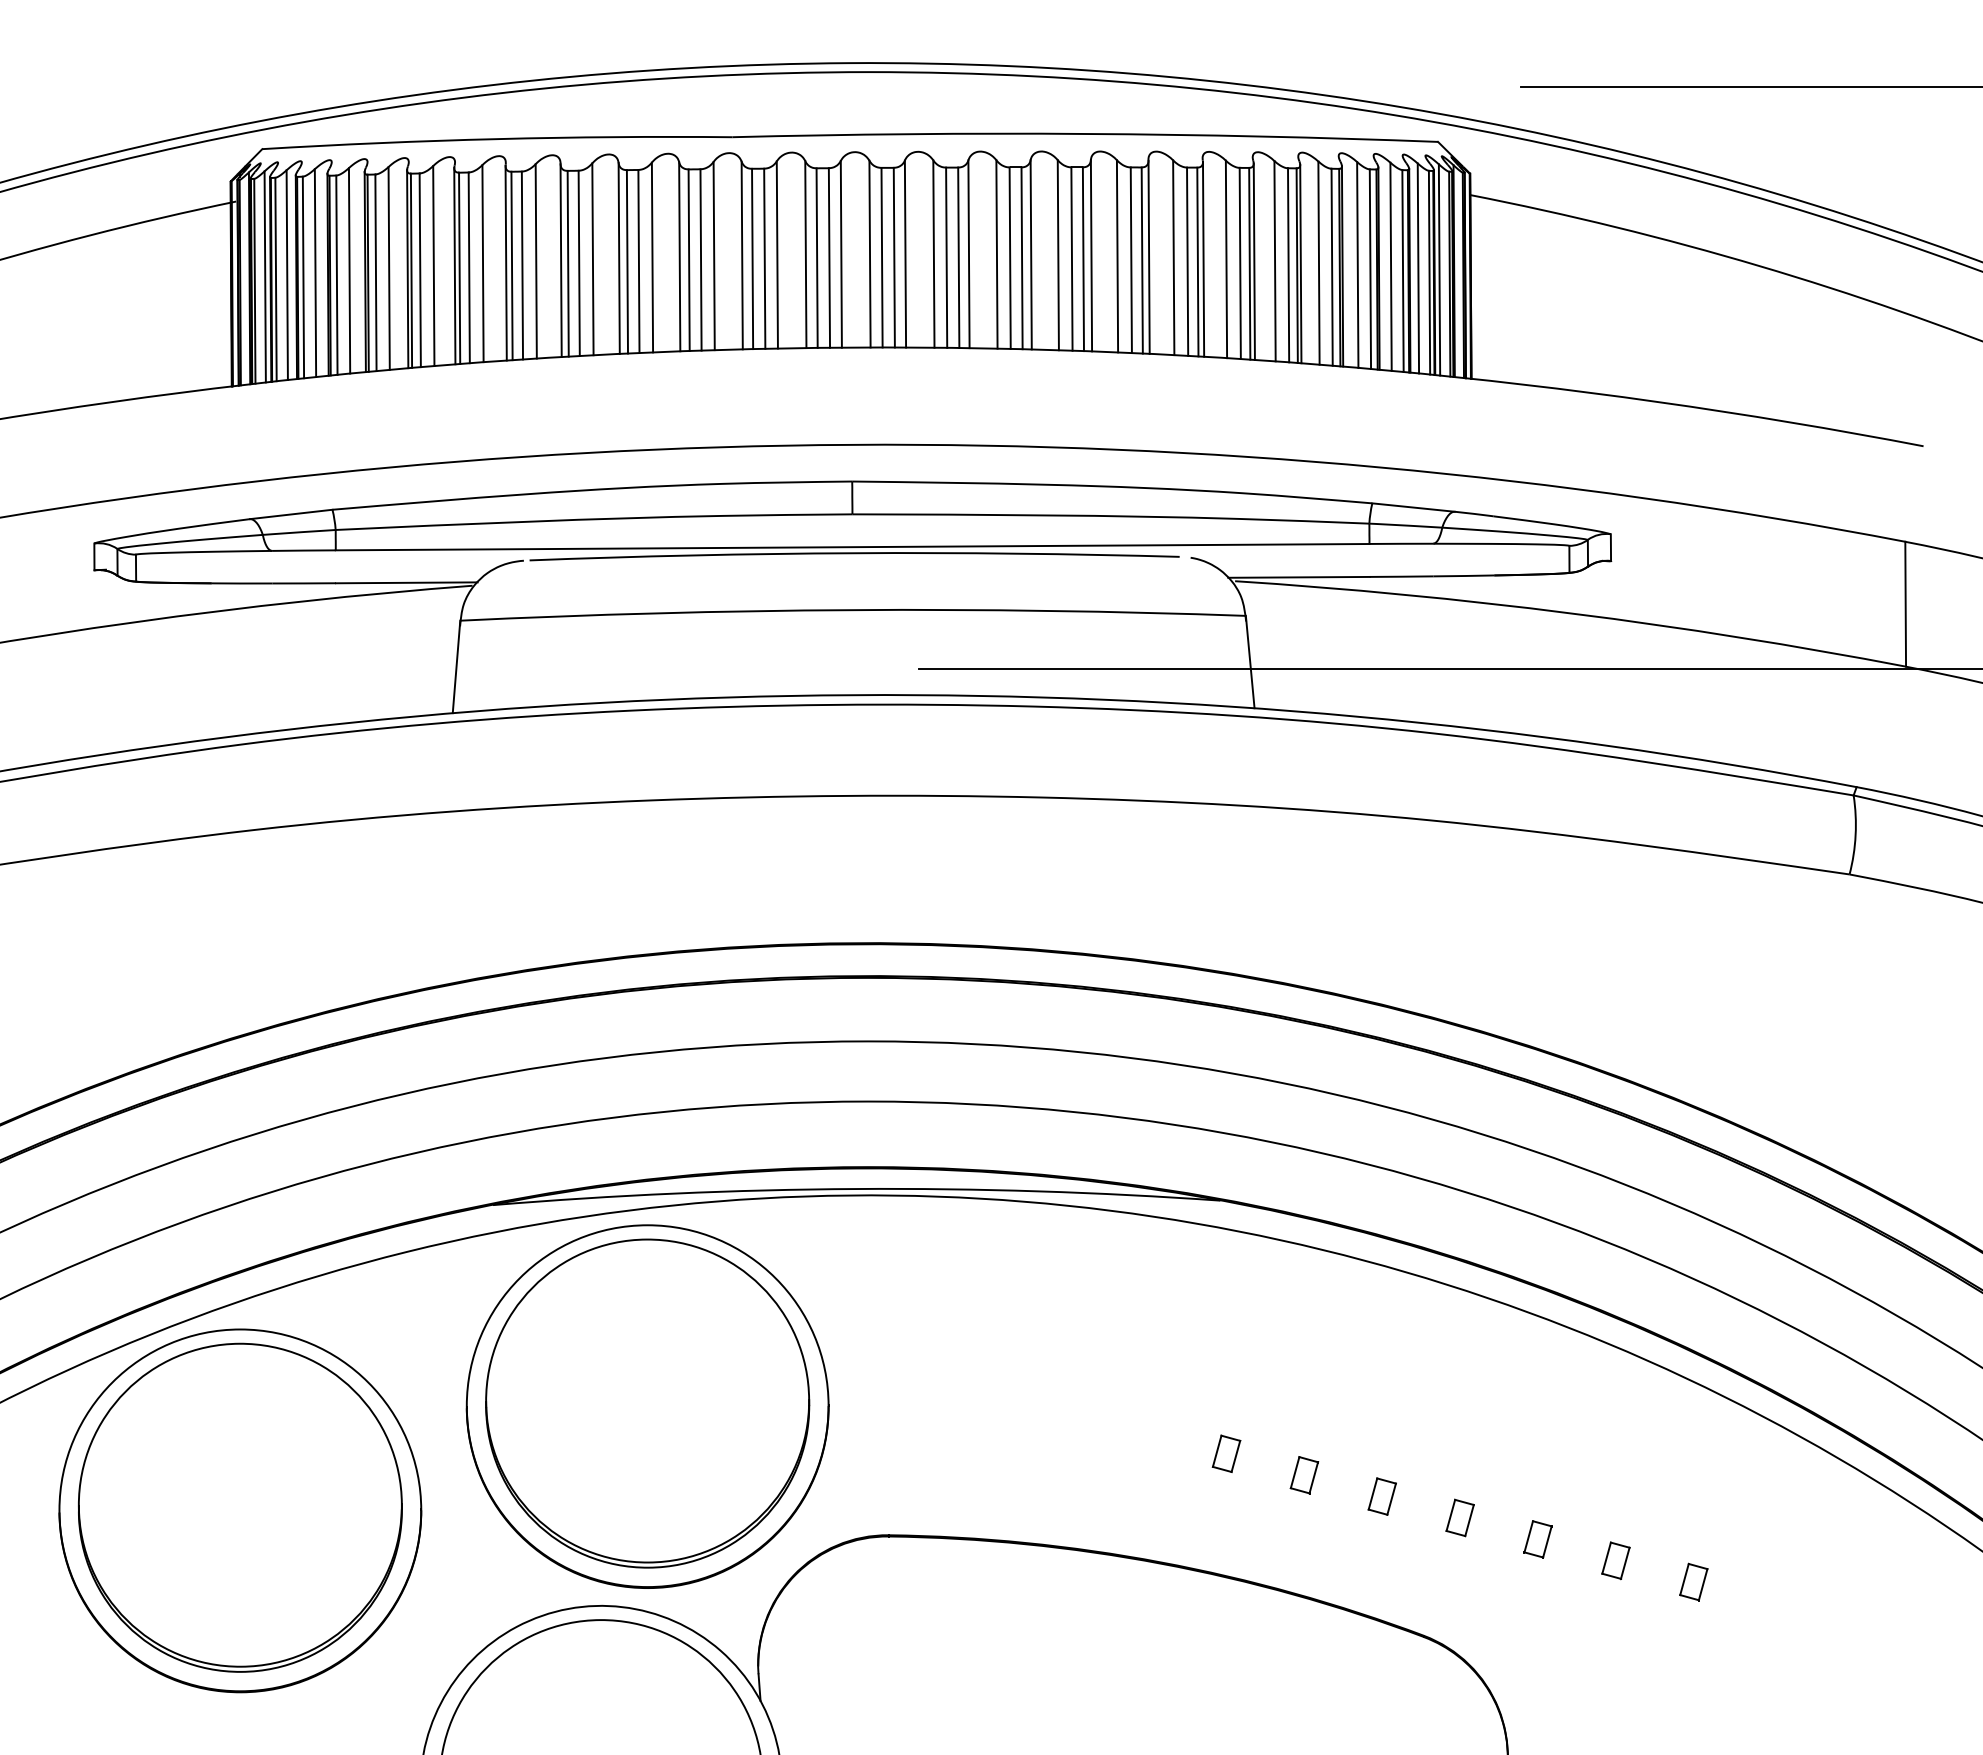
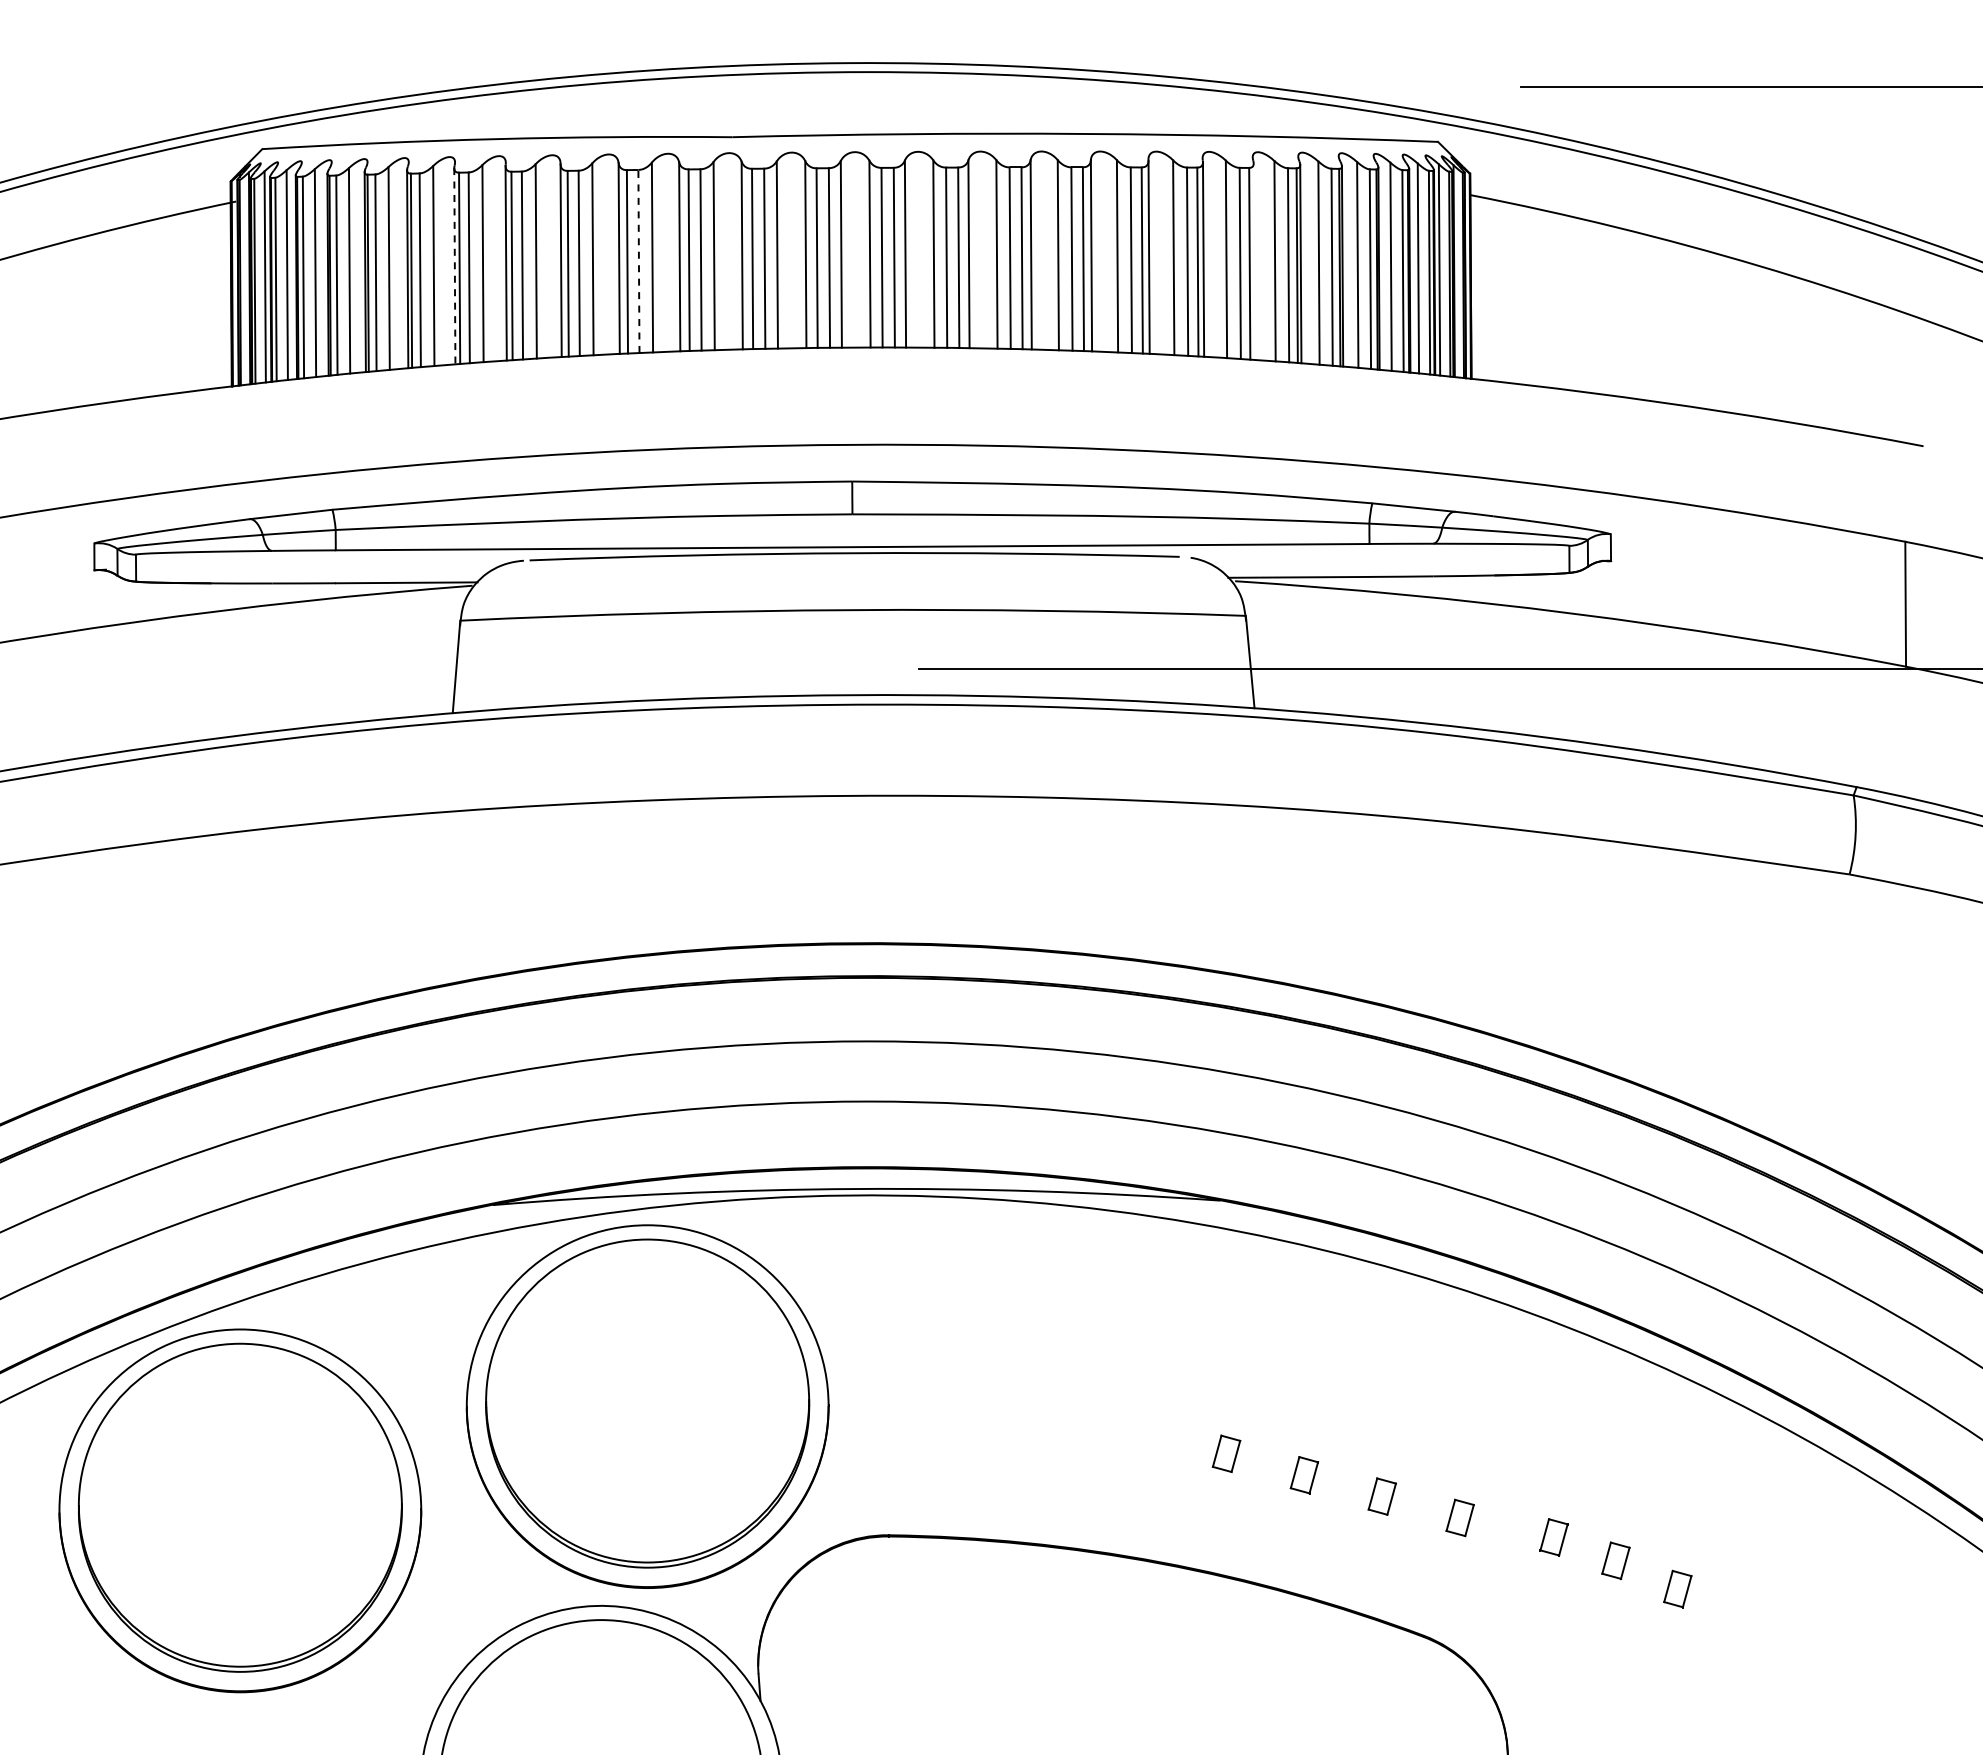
line: solid -> dashed (638, 260)
line: present -> none (1253, 261)
line: solid -> dashed (454, 266)
part position: (1537, 1539) -> (1553, 1537) (1553, 1537)
part position: (1693, 1581) -> (1677, 1588) (1677, 1588)
